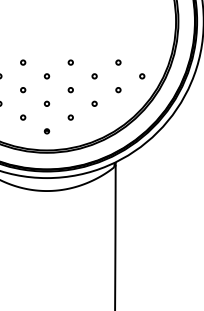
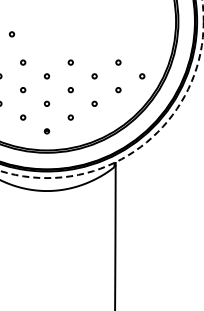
part: none -> present (11, 34)
circle: solid -> dashed (101, 89)
